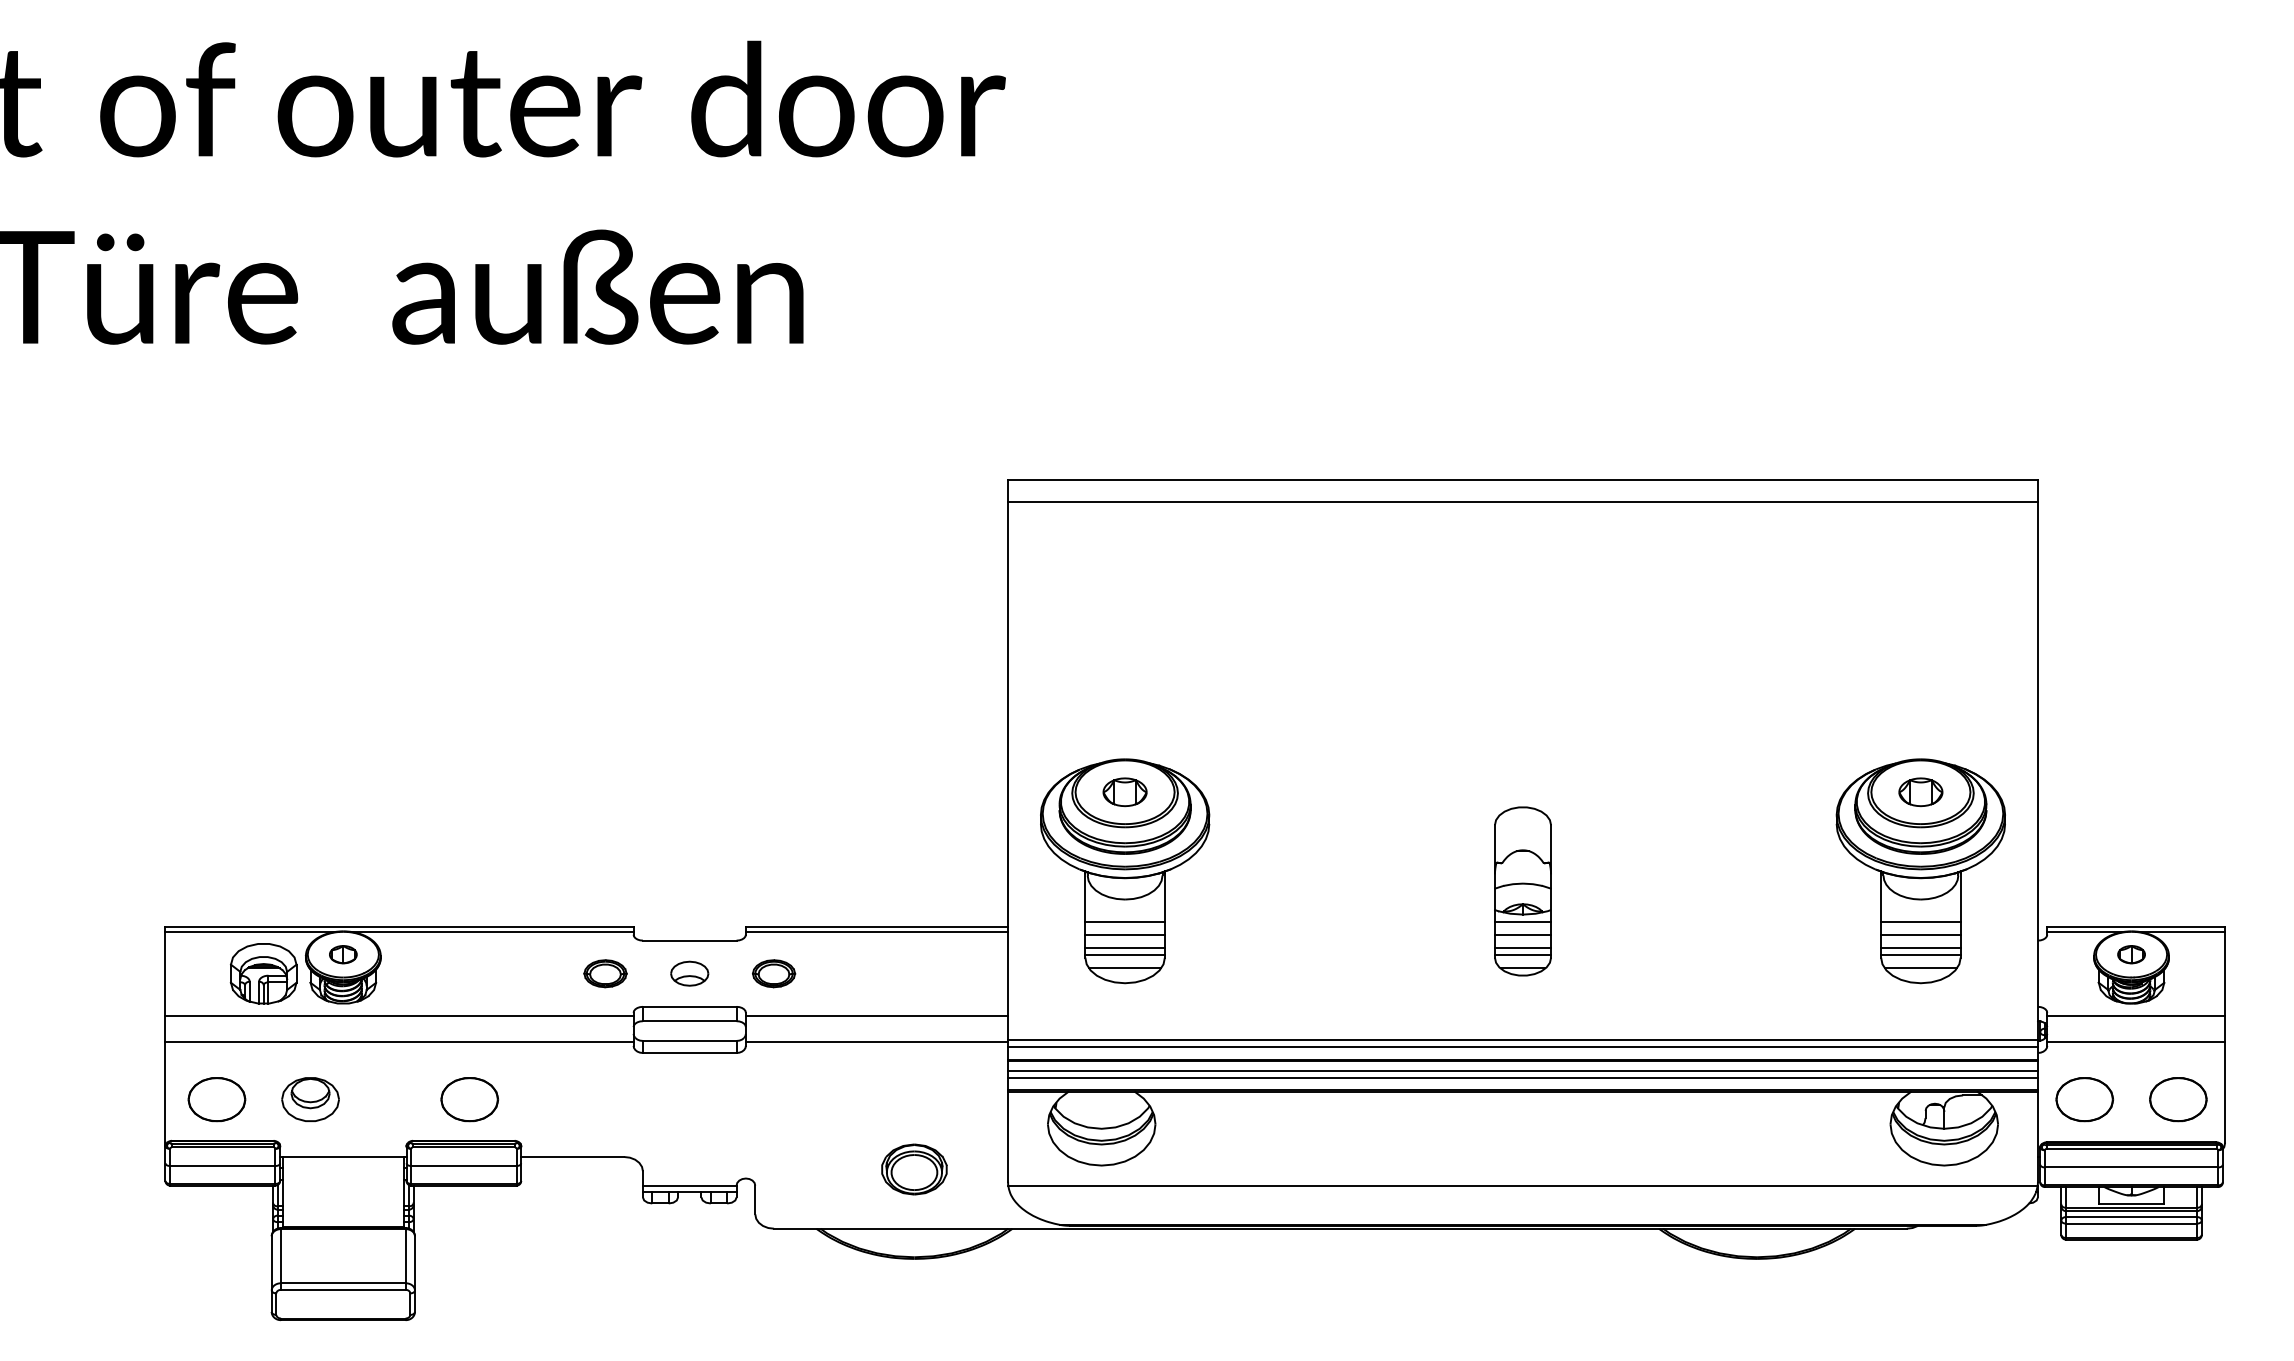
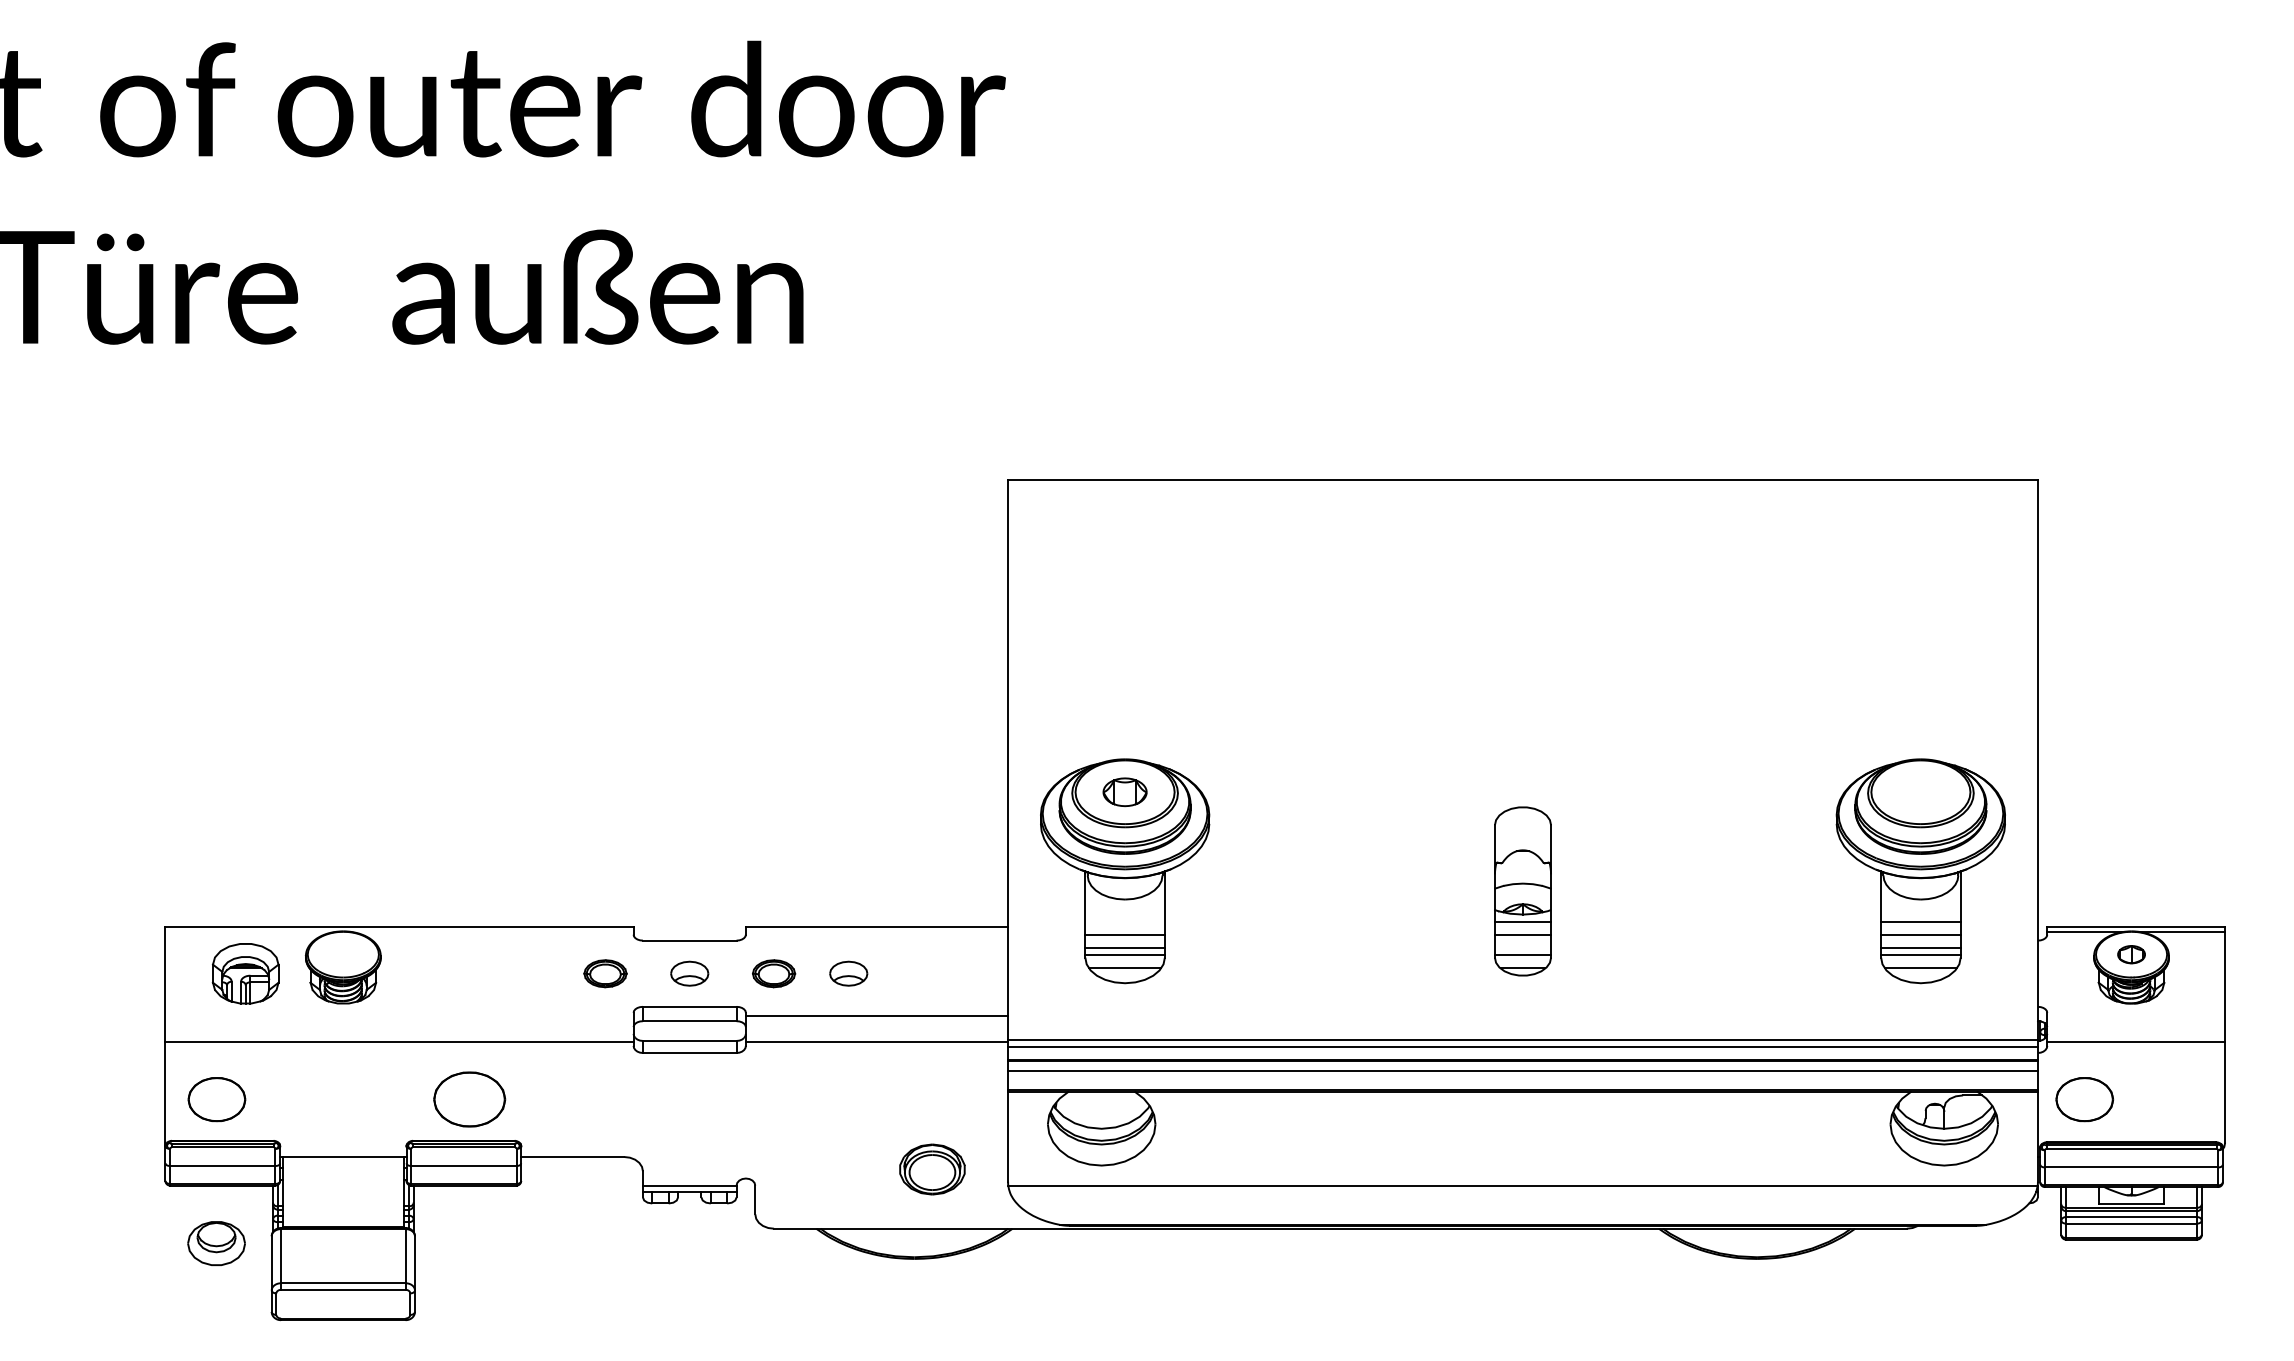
line: present -> none (1522, 501)
part: present -> none (1920, 792)
line: present -> none (1124, 922)
line: present -> none (252, 931)
line: present -> none (490, 931)
line: present -> none (876, 931)
line: present -> none (1522, 947)
part: present -> none (343, 954)
part position: (263, 973) -> (245, 973) (245, 973)
part: none -> present (848, 973)
line: present -> none (399, 1015)
line: present -> none (2136, 1015)
line: present -> none (1522, 1077)
part position: (310, 1099) -> (216, 1243) (216, 1243)
part size: 60x46 px -> 74x57 px (469, 1099)
part: present -> none (2178, 1099)
part position: (914, 1169) -> (932, 1169) (932, 1169)
